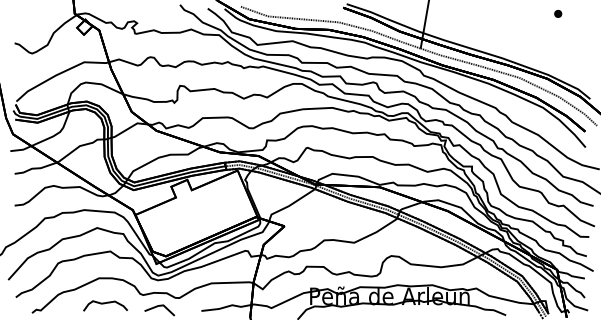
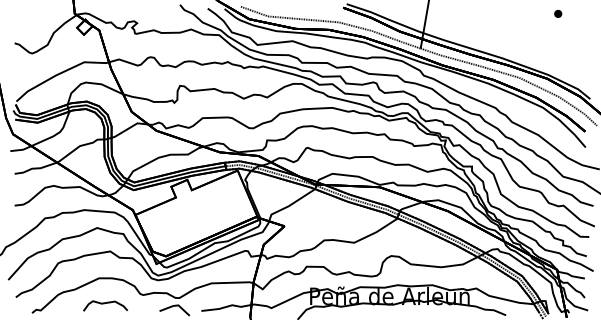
line position: (157, 307) -> (172, 307) (172, 307)
